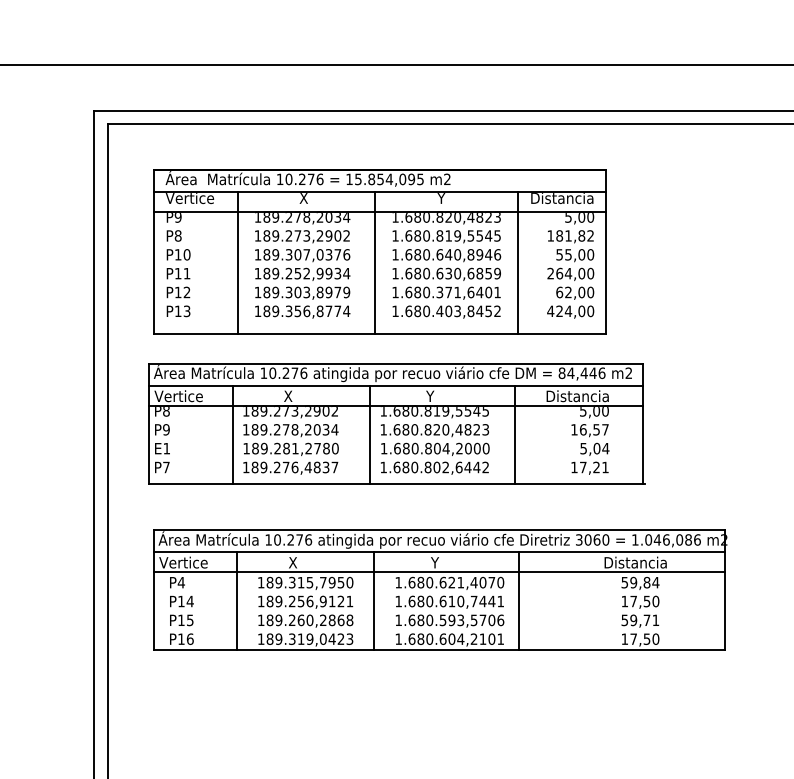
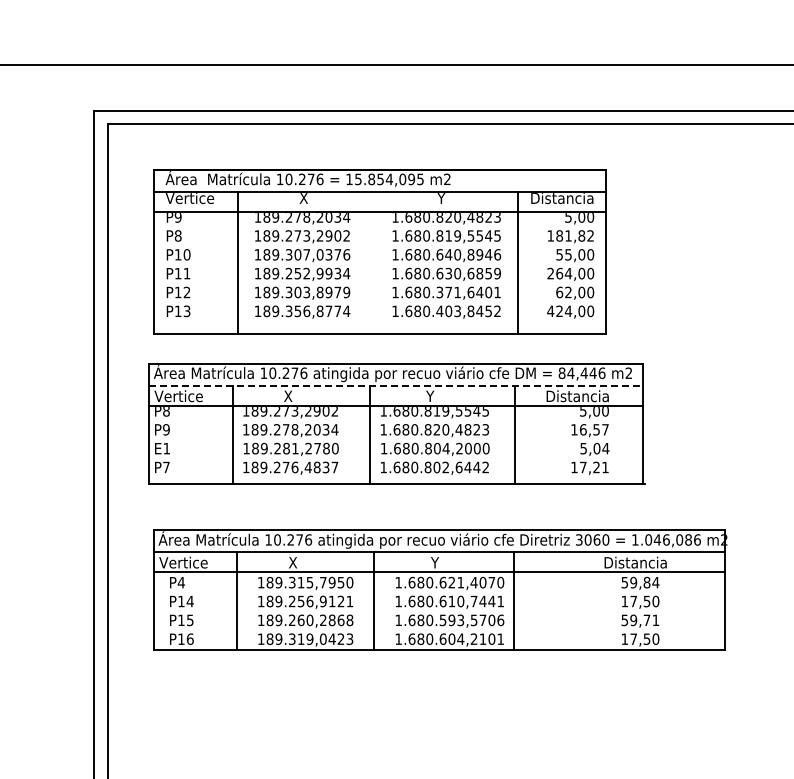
line: present -> none (374, 263)
line: solid -> dashed (395, 385)
line position: (519, 601) -> (514, 601) (514, 601)
